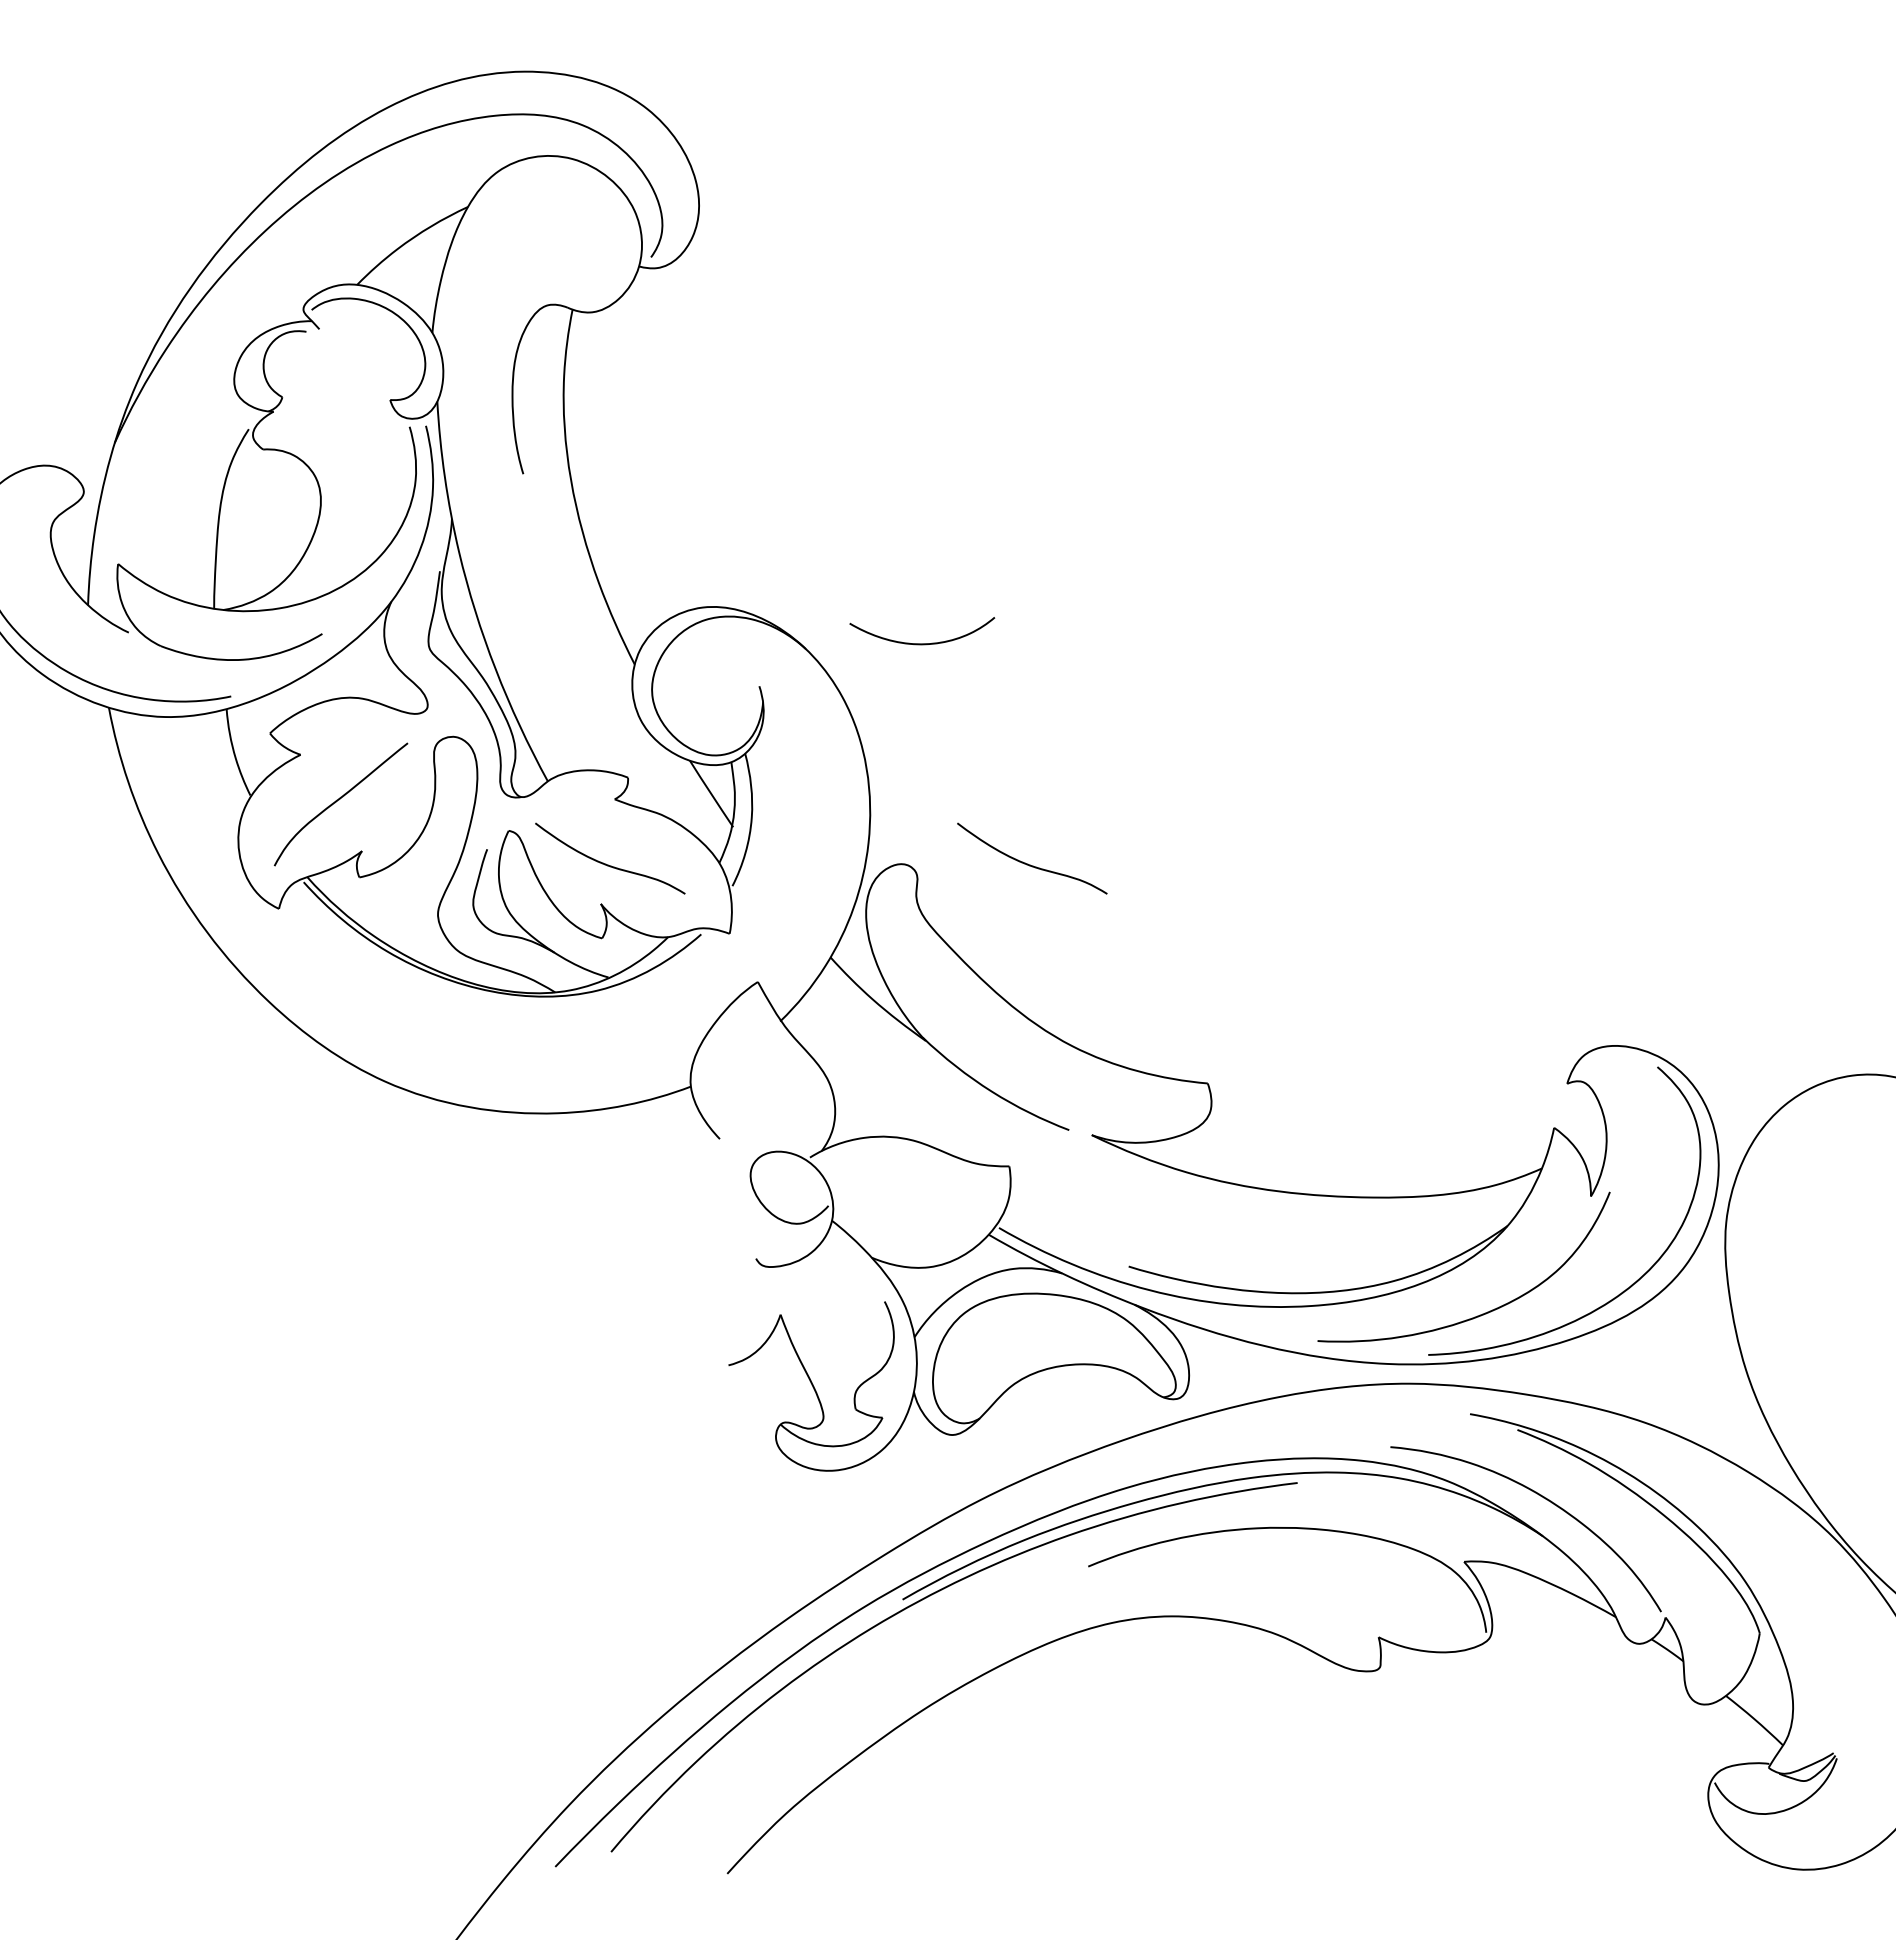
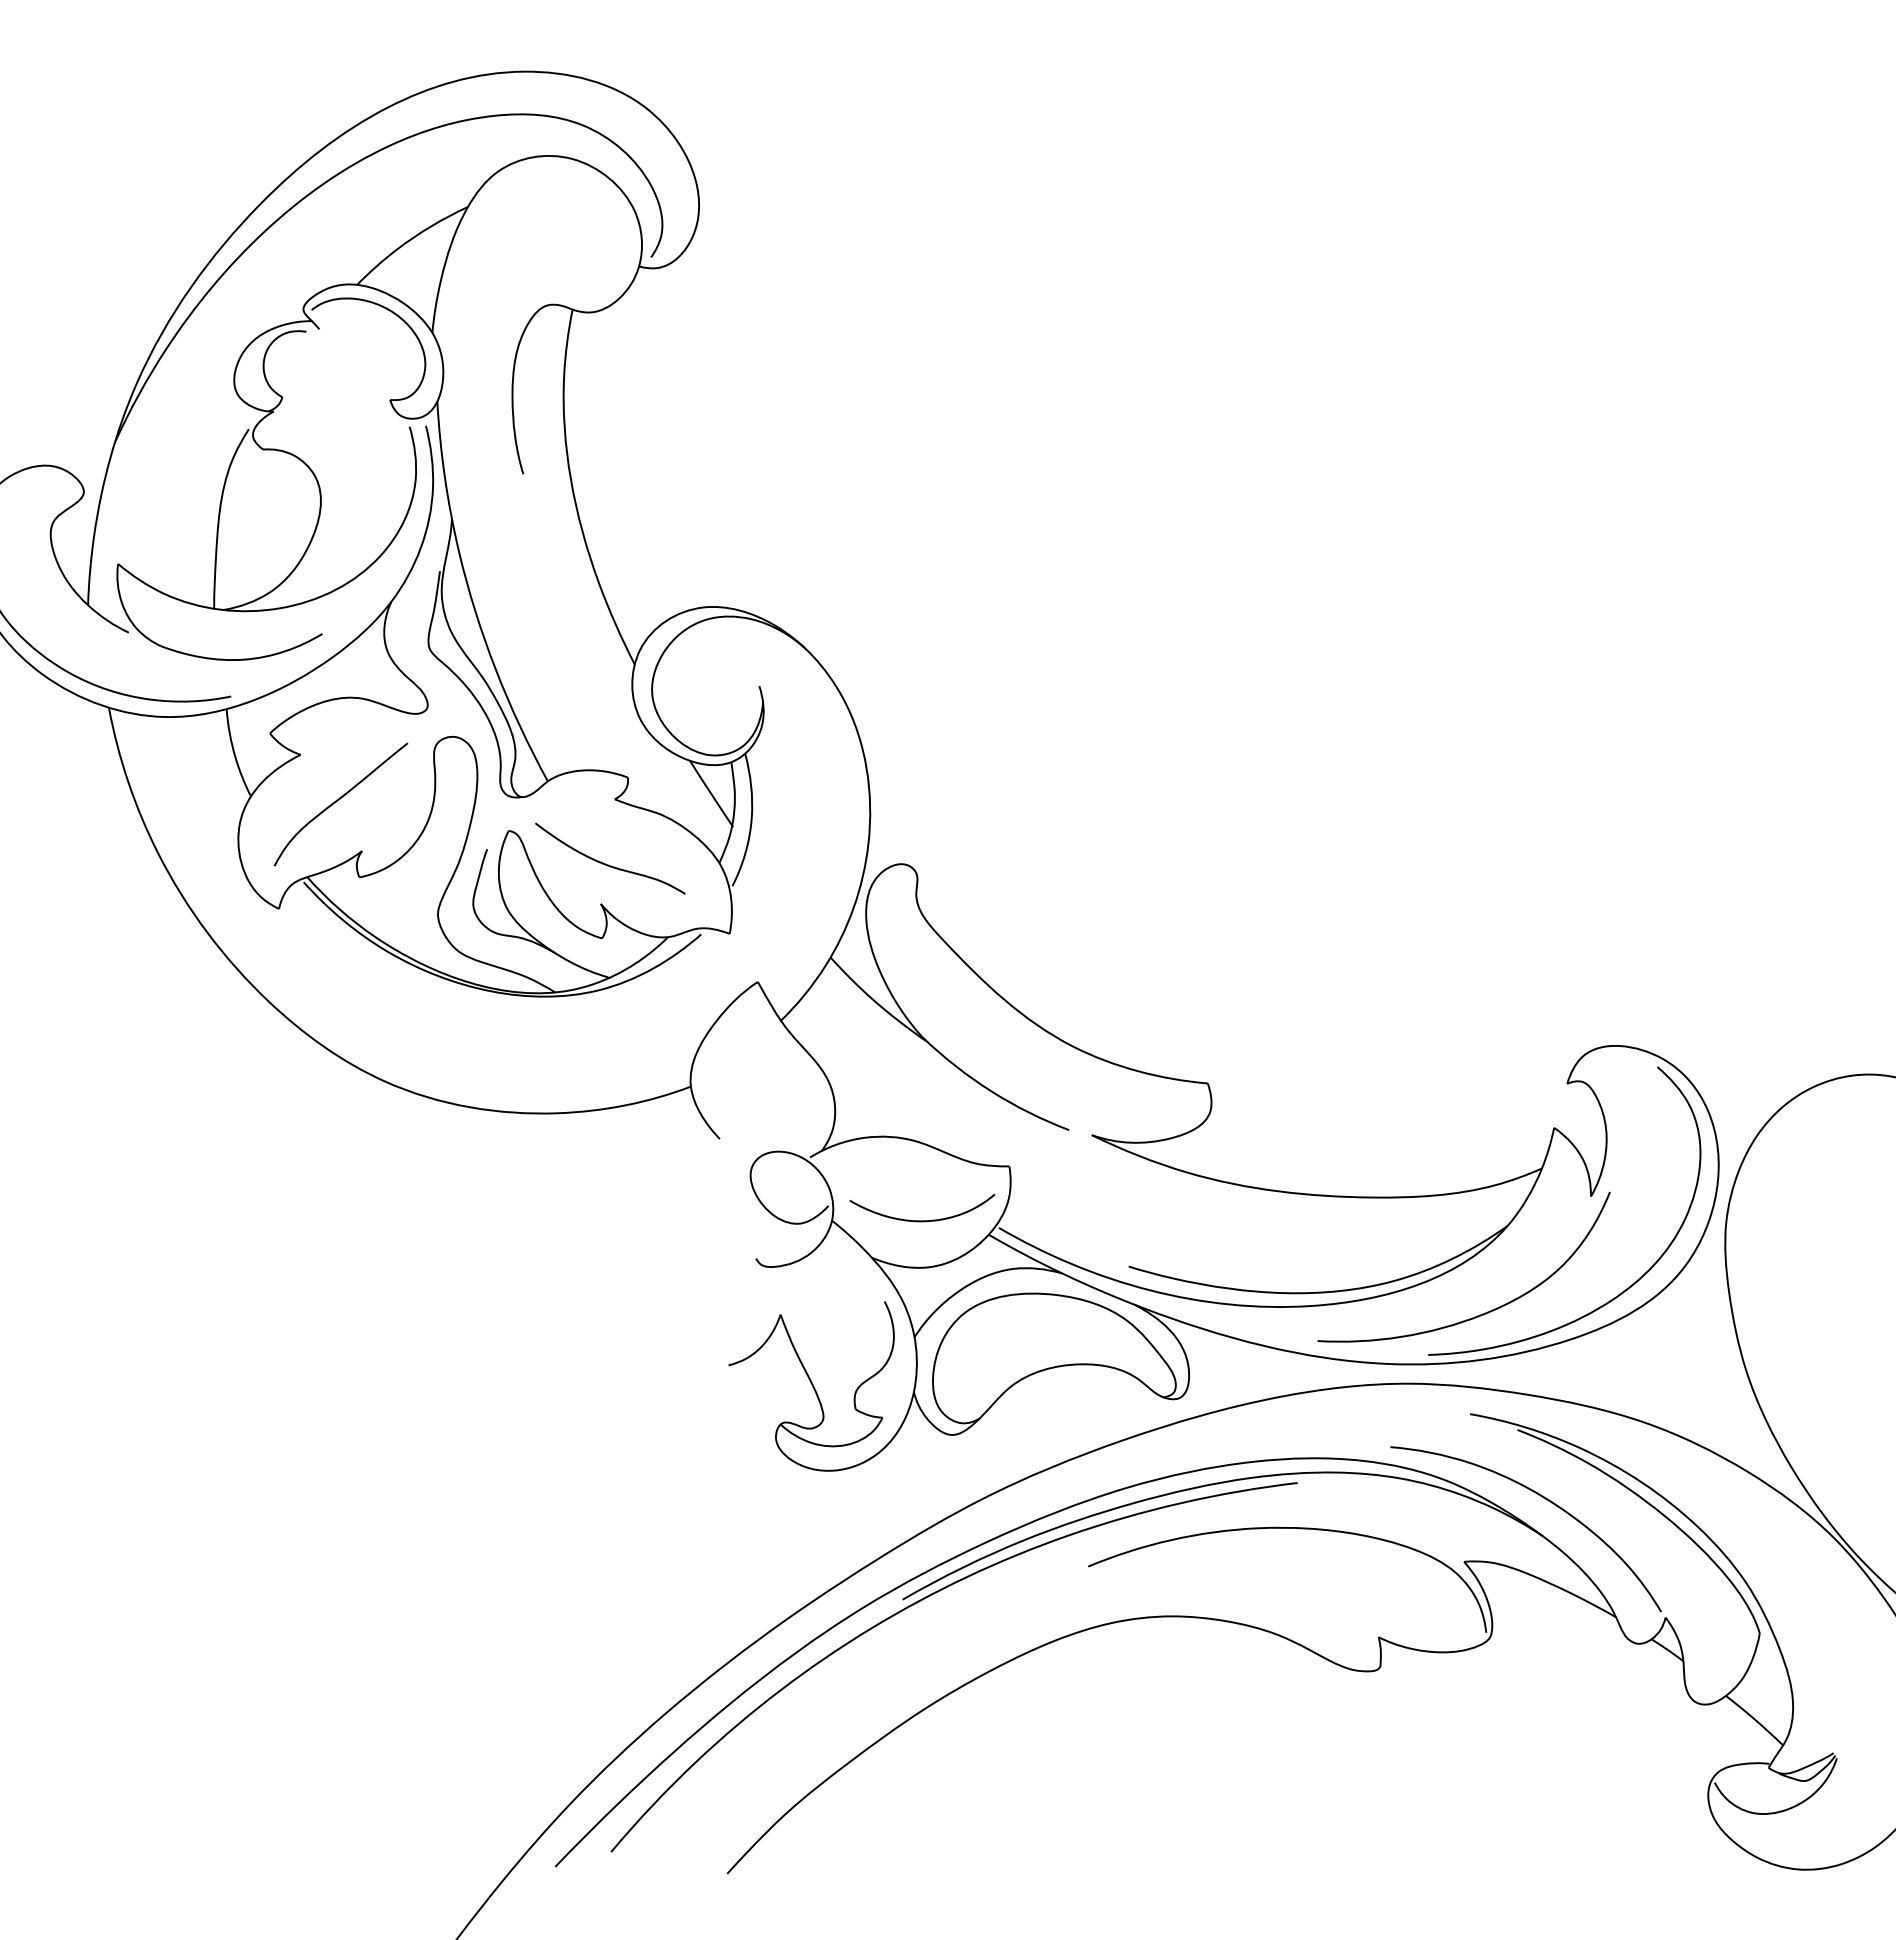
curve position: (922, 643) -> (922, 1220) (922, 1220)
curve: present -> none (1030, 864)
